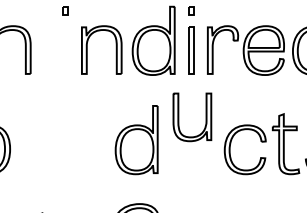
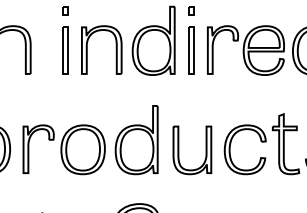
part: none -> present (65, 50)
part position: (179, 117) -> (179, 150) (179, 150)
part: none -> present (63, 149)
